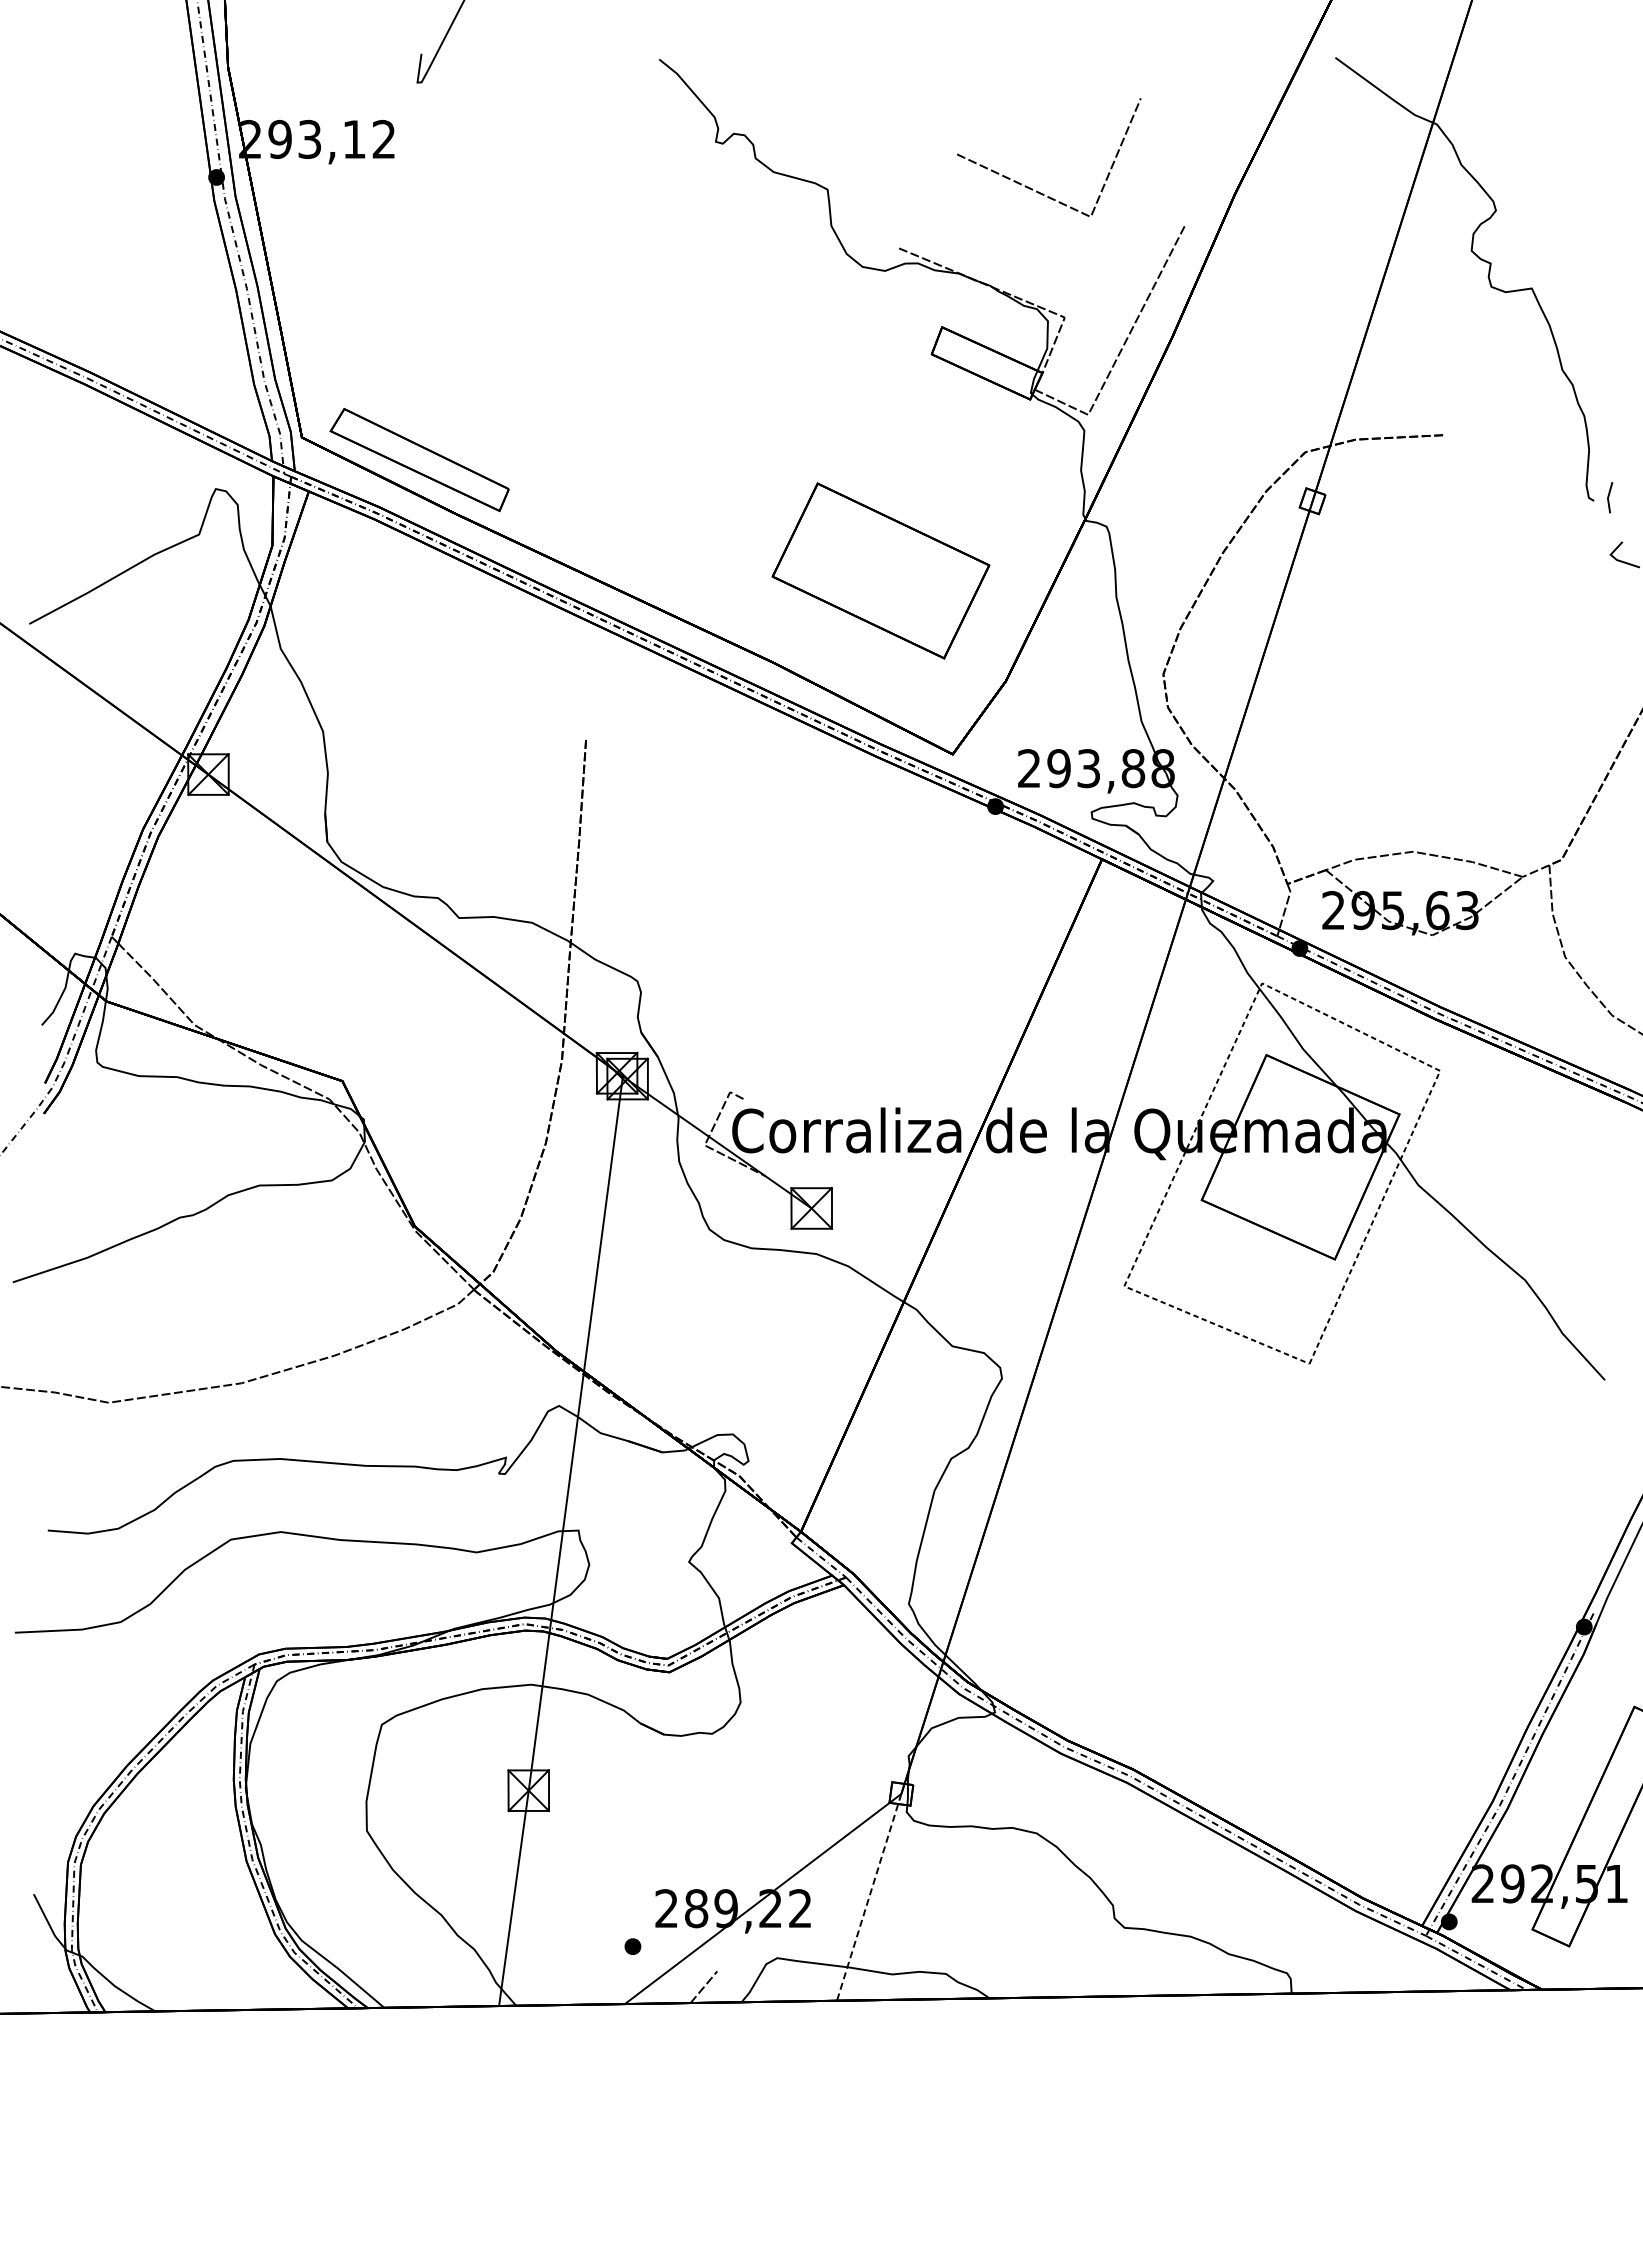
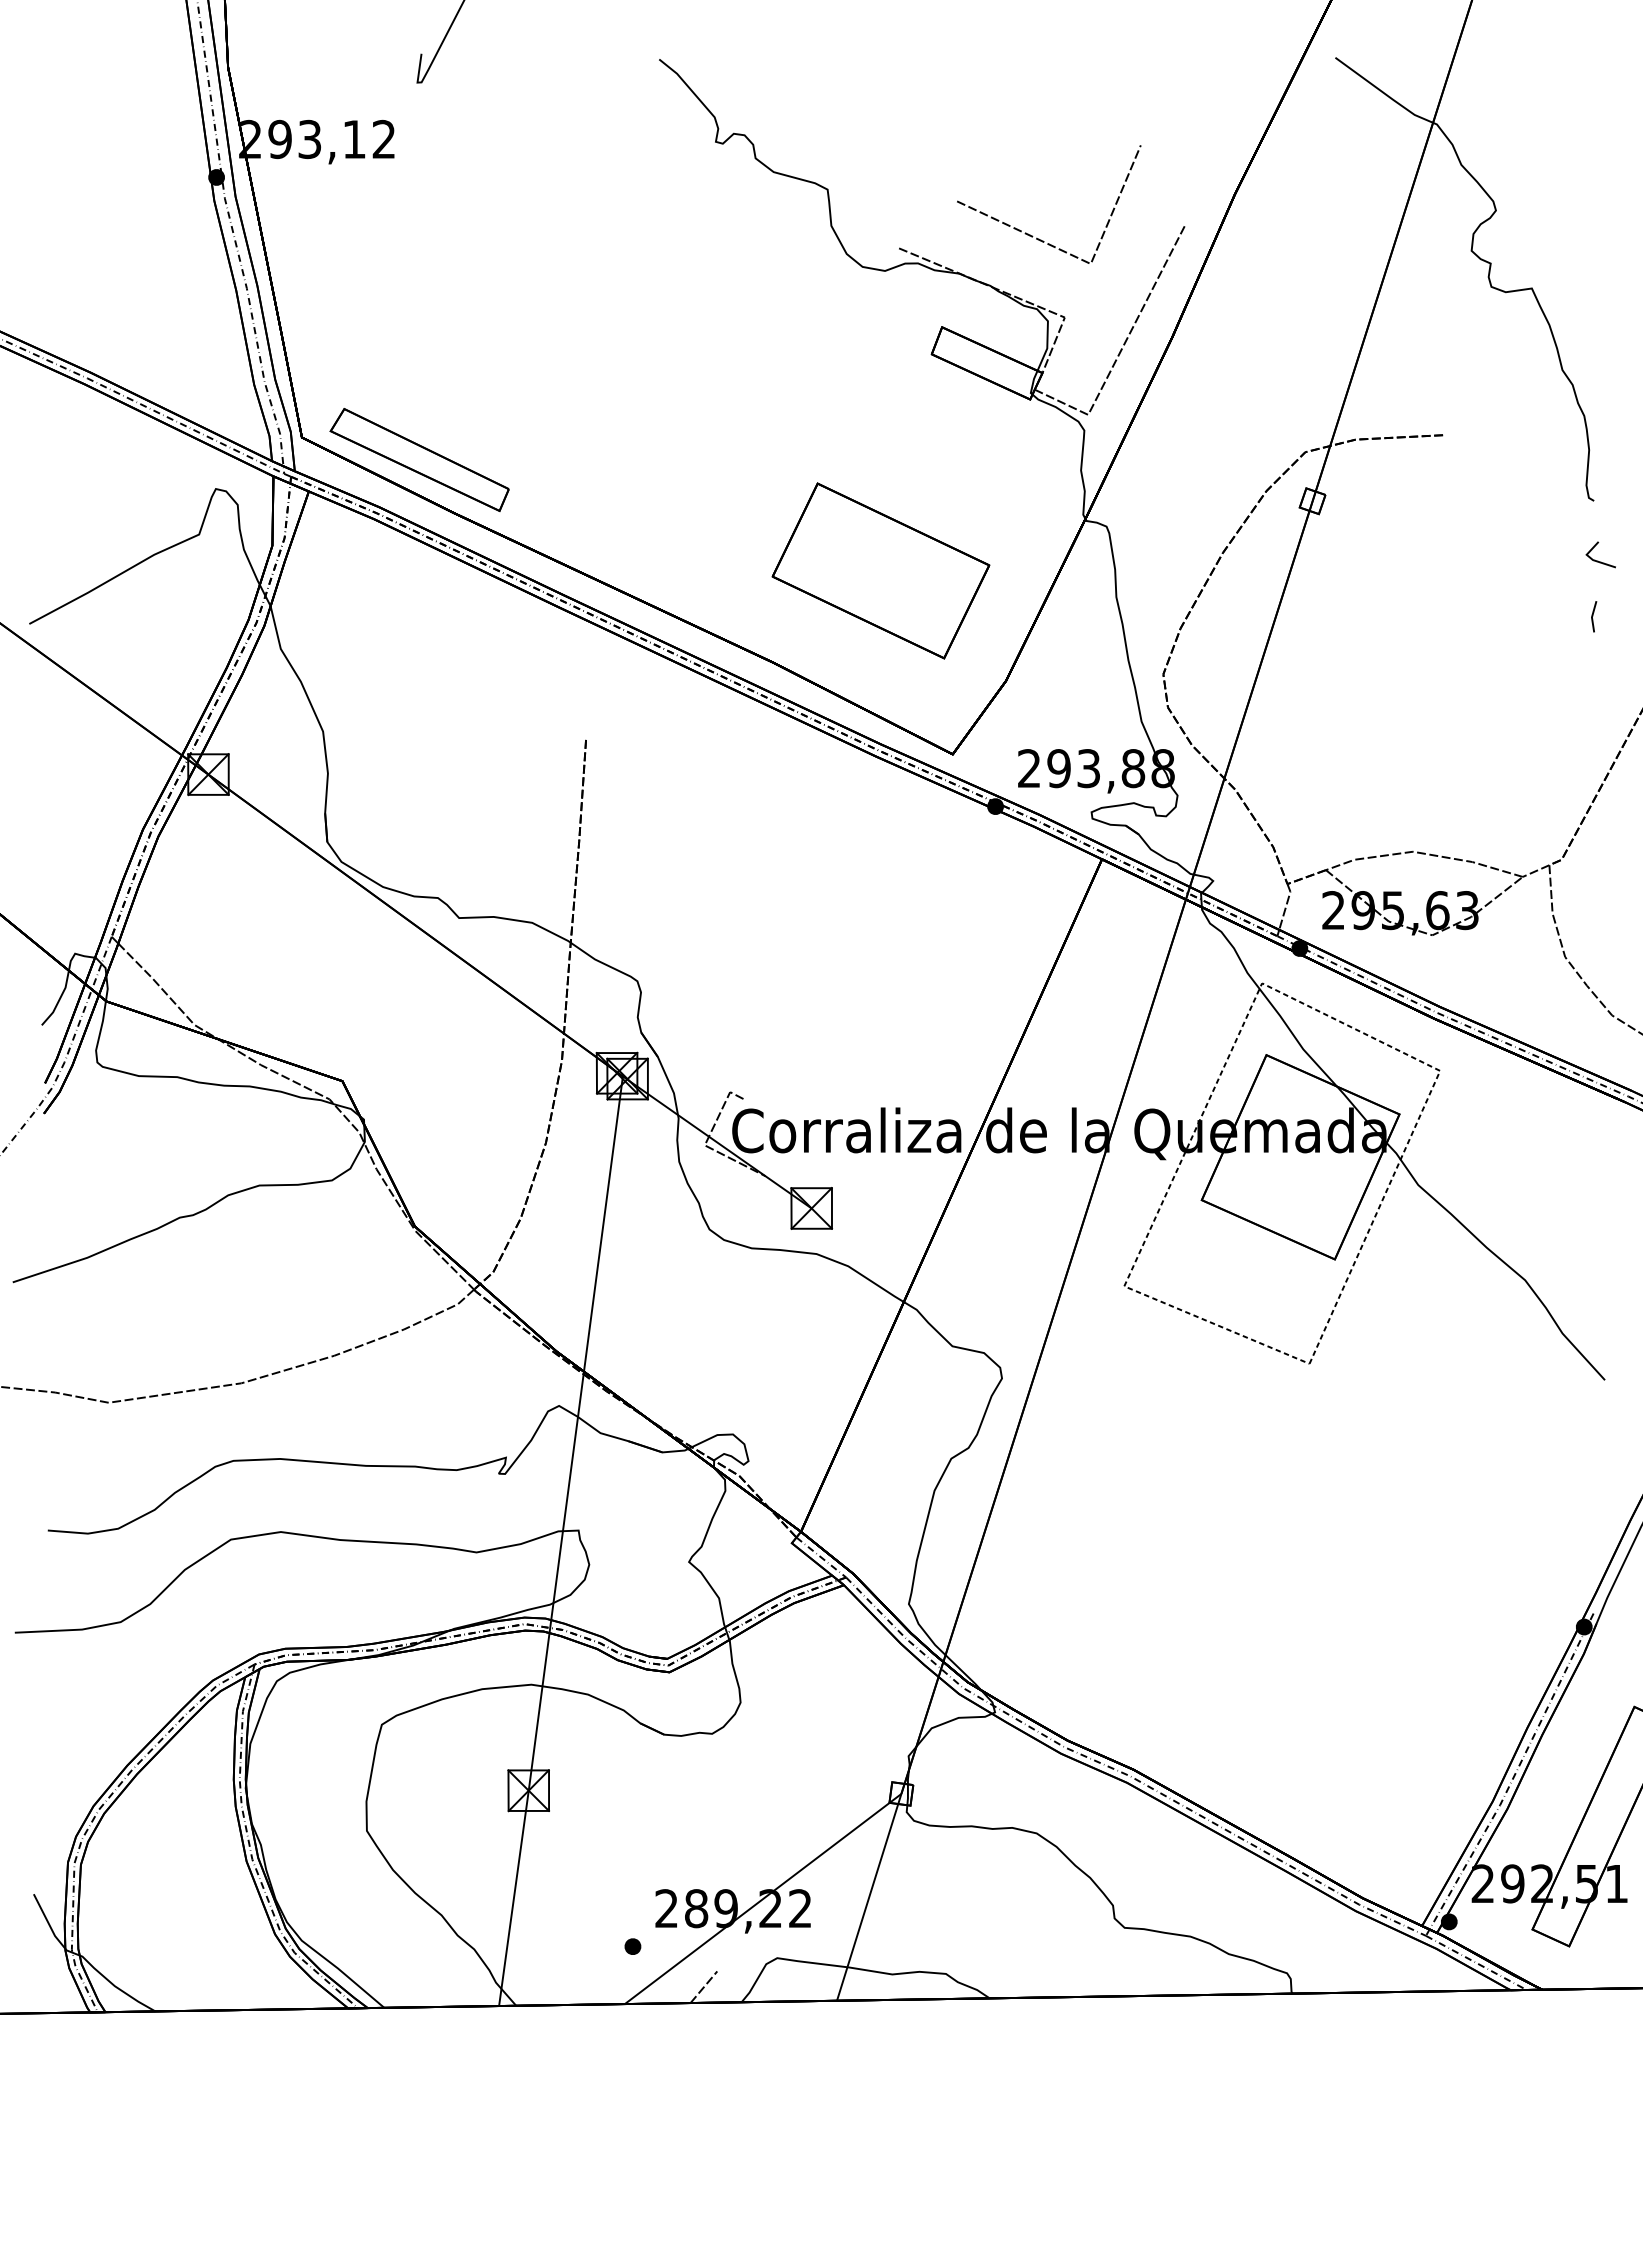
line position: (1032, 188) -> (1032, 235) (1032, 235)
line position: (1609, 497) -> (1593, 616) (1593, 616)
line position: (1622, 560) -> (1598, 560) (1598, 560)
line: dashed -> solid (869, 1897)
